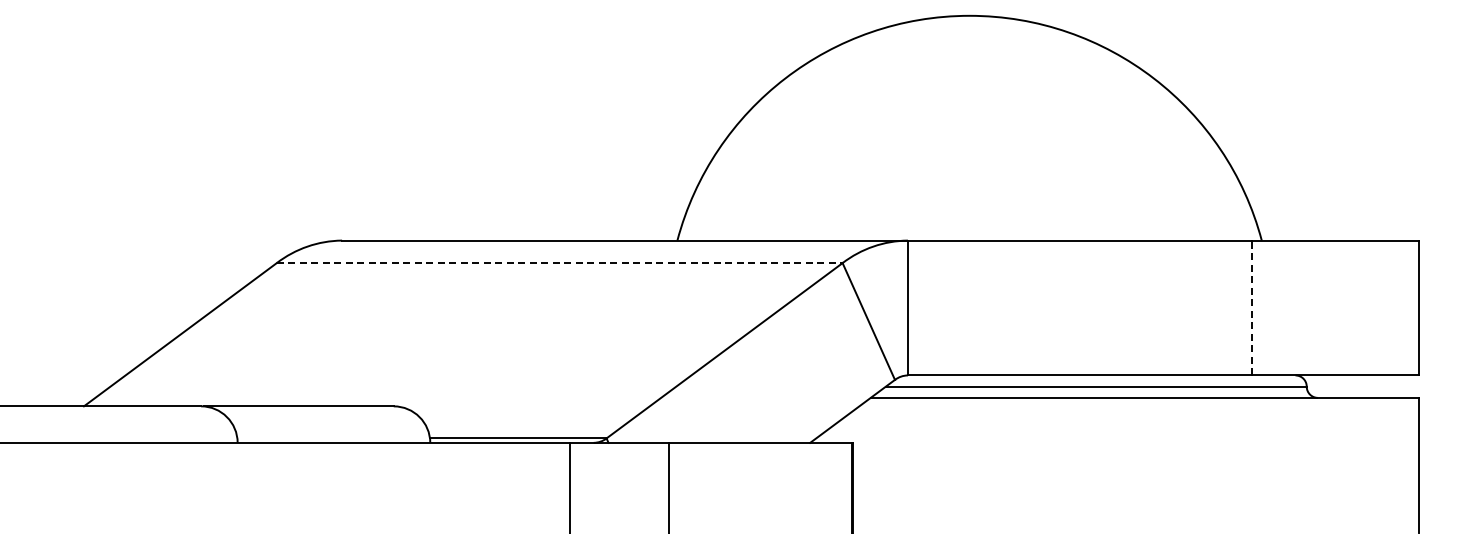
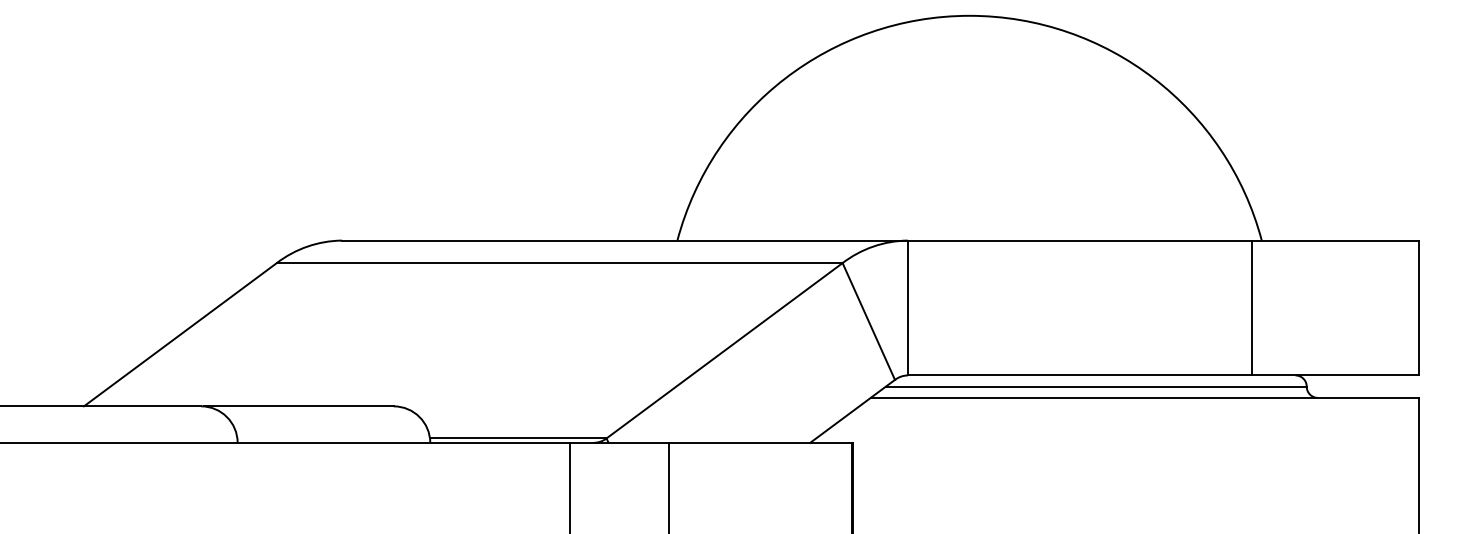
line: dashed -> solid (559, 263)
line: dashed -> solid (1252, 307)
